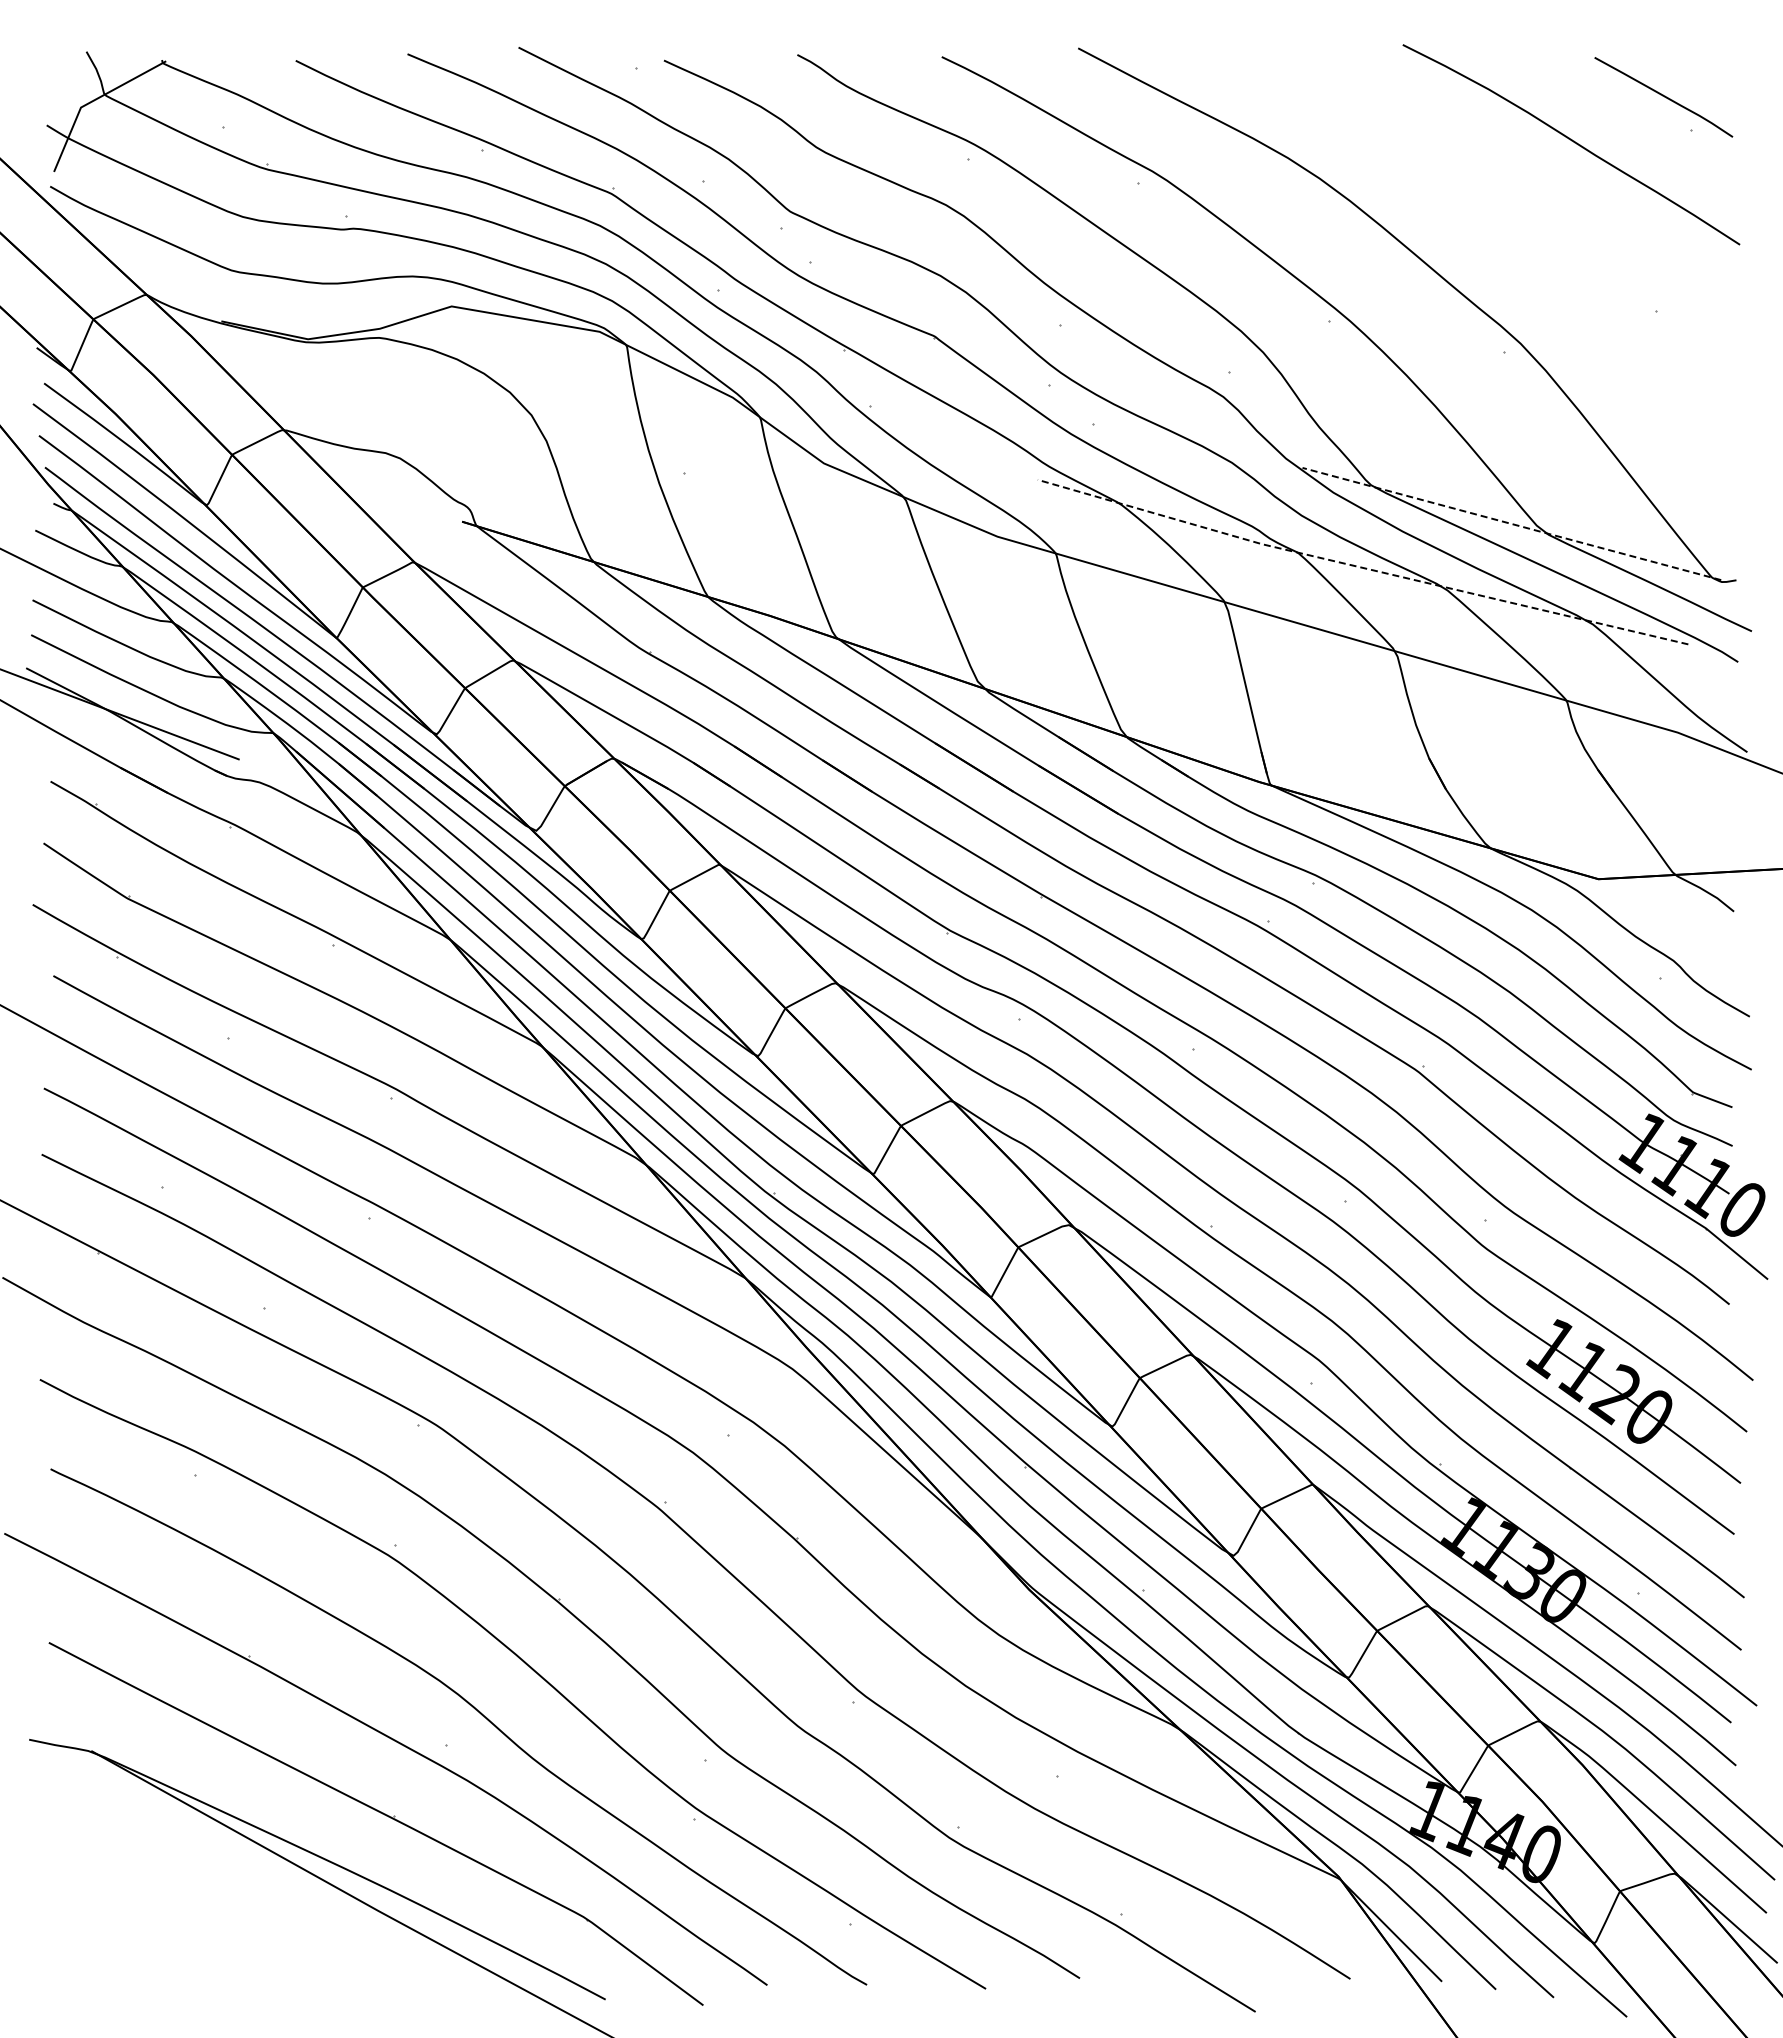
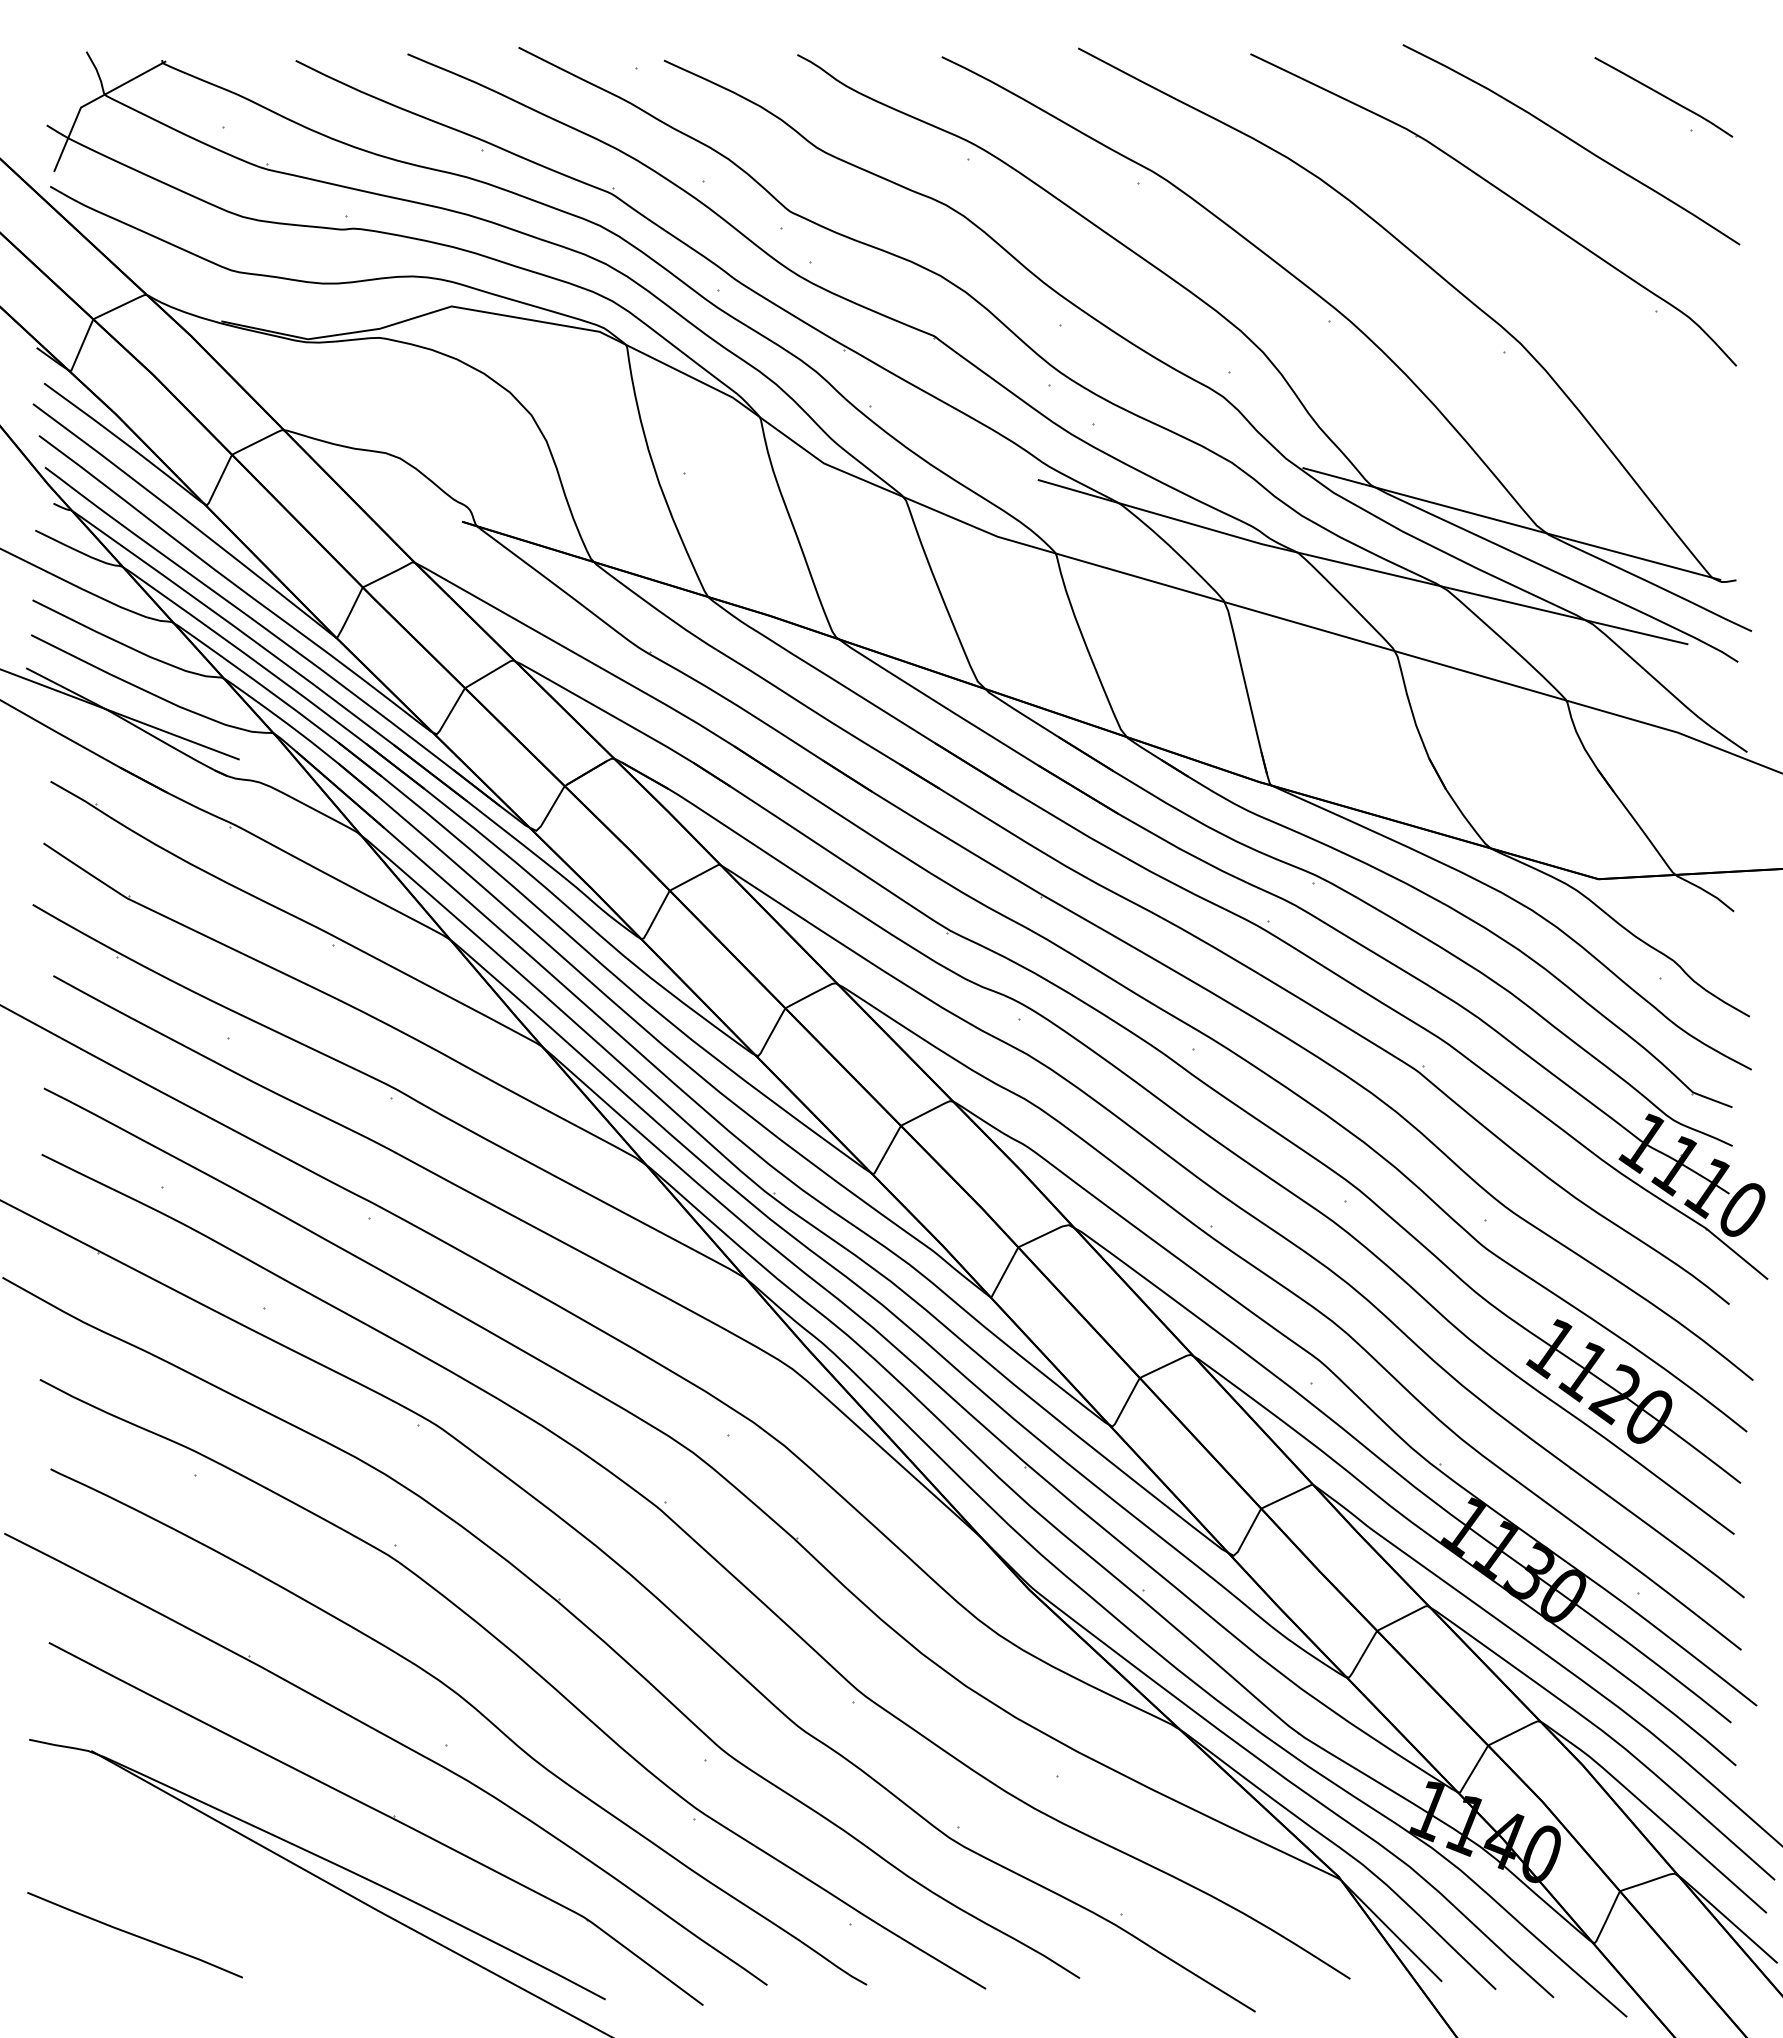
part: none -> present (1504, 194)
line: dashed -> solid (1511, 524)
line: dashed -> solid (1360, 567)
curve: none -> present (134, 1935)
